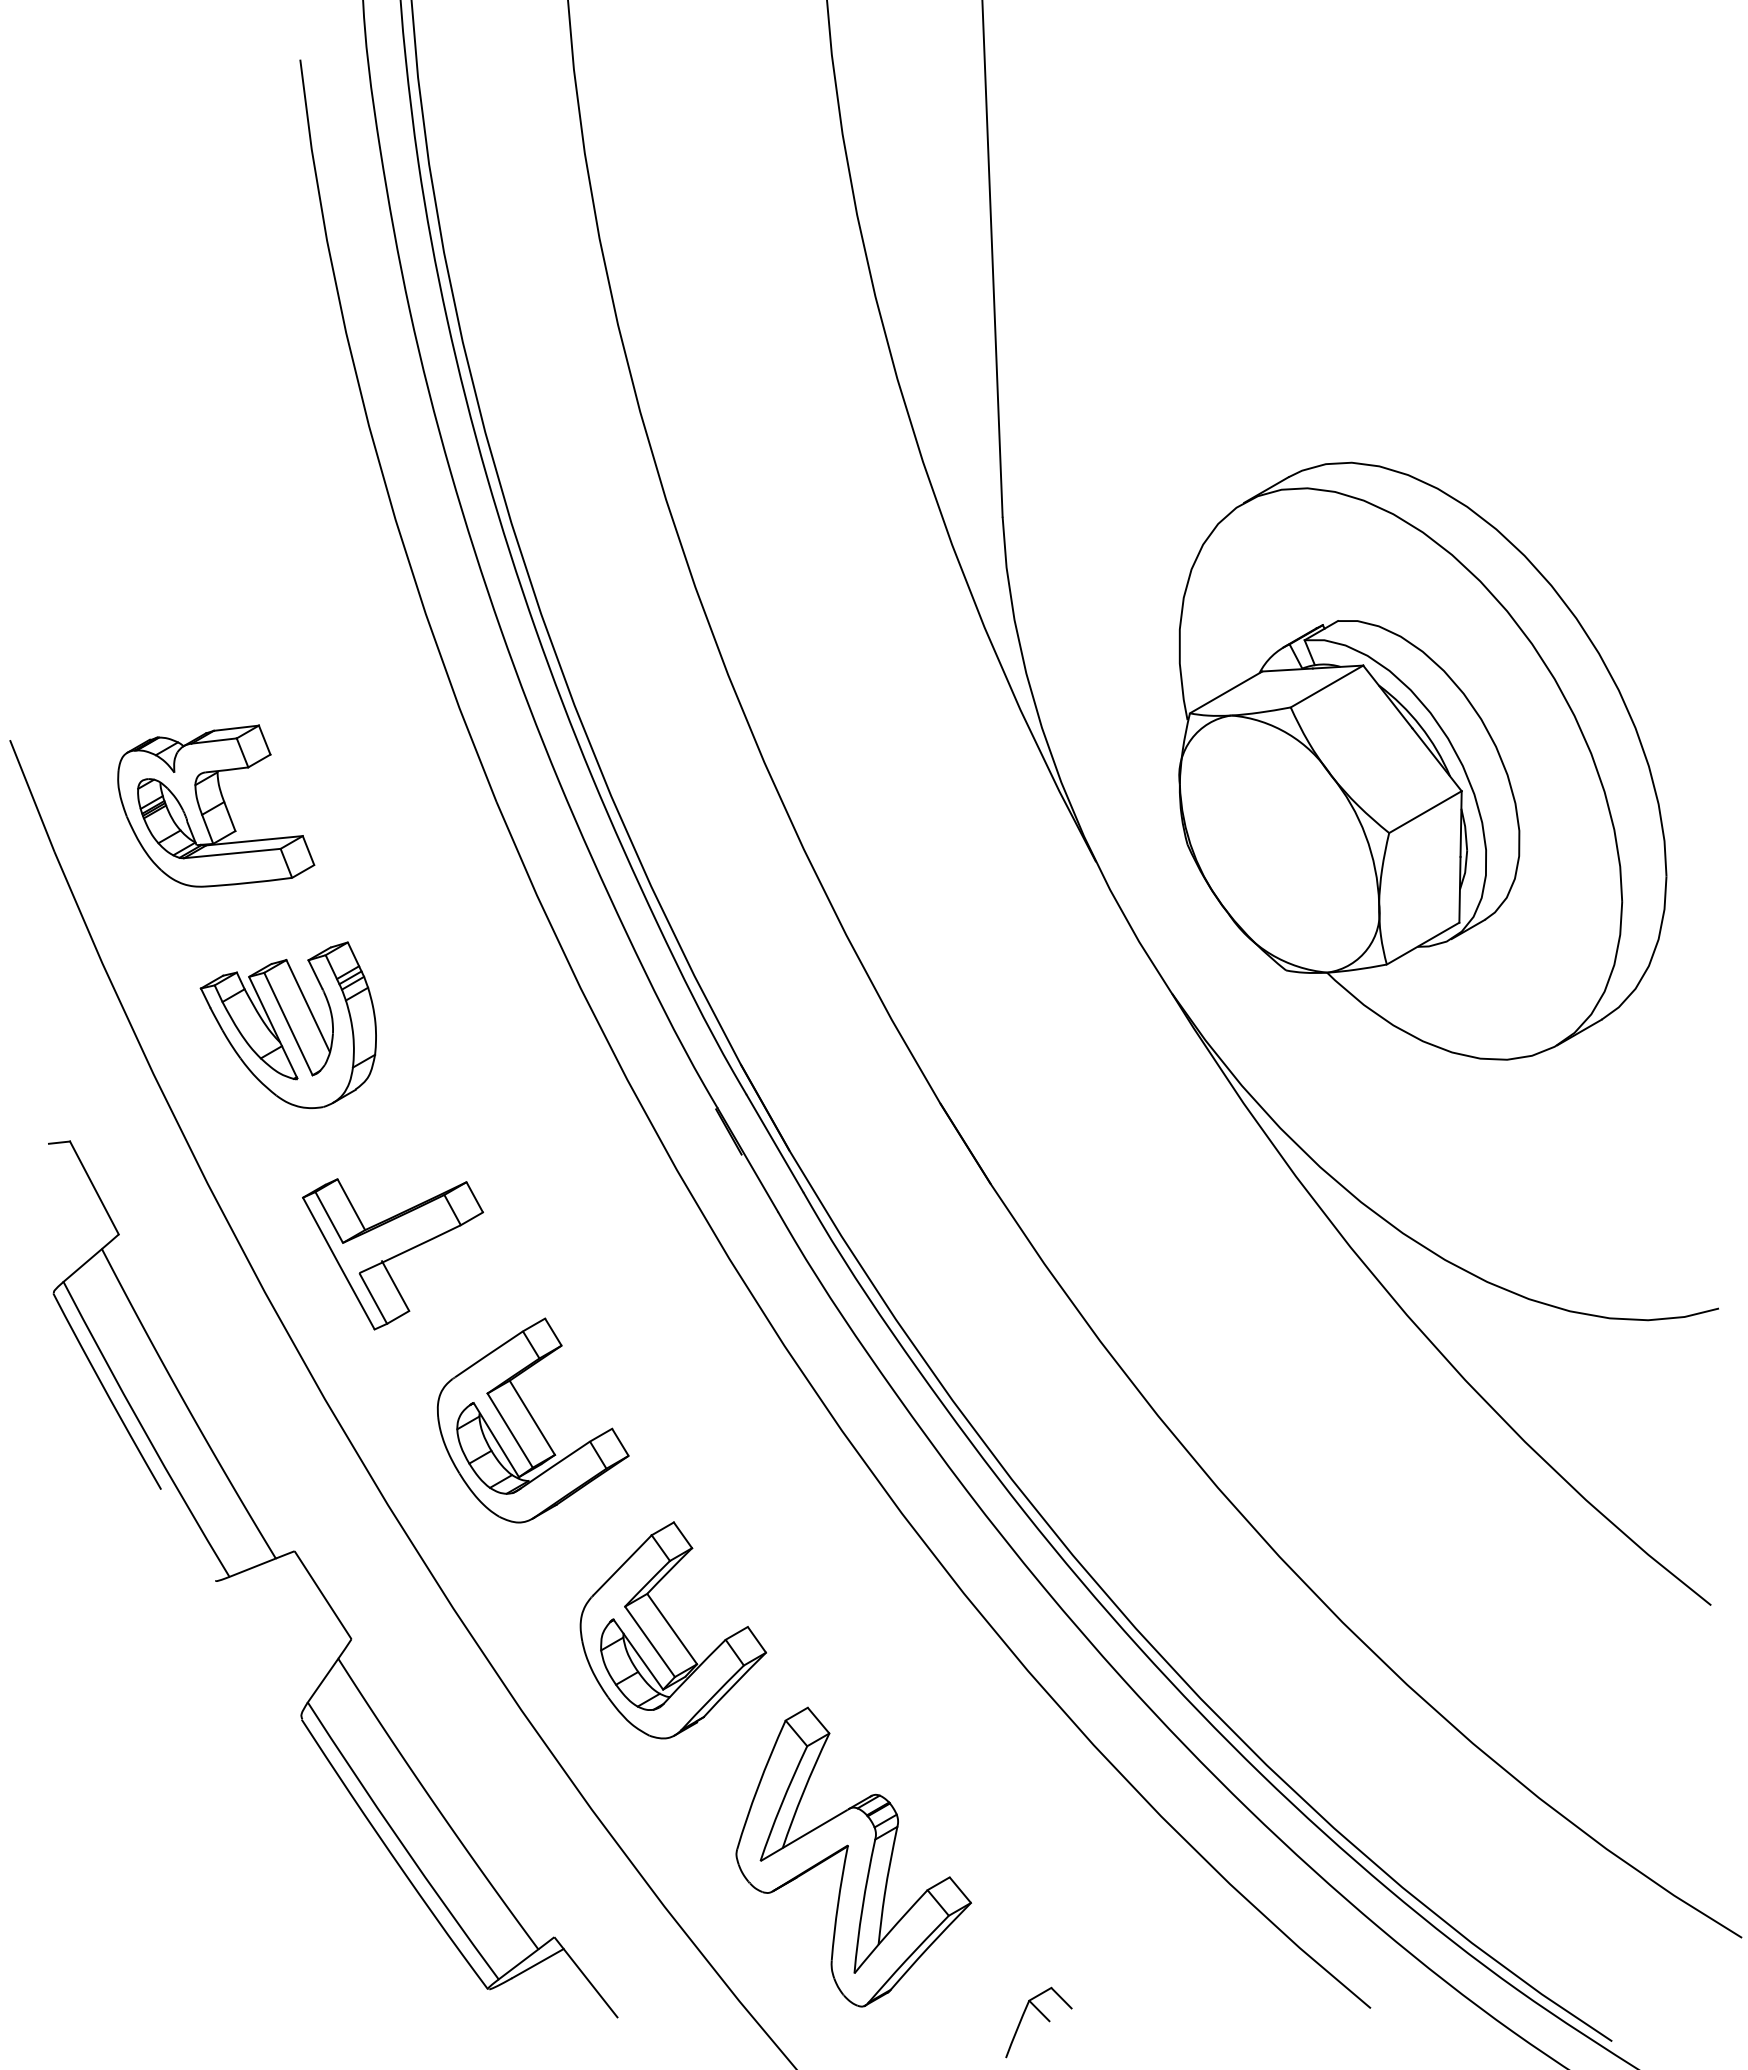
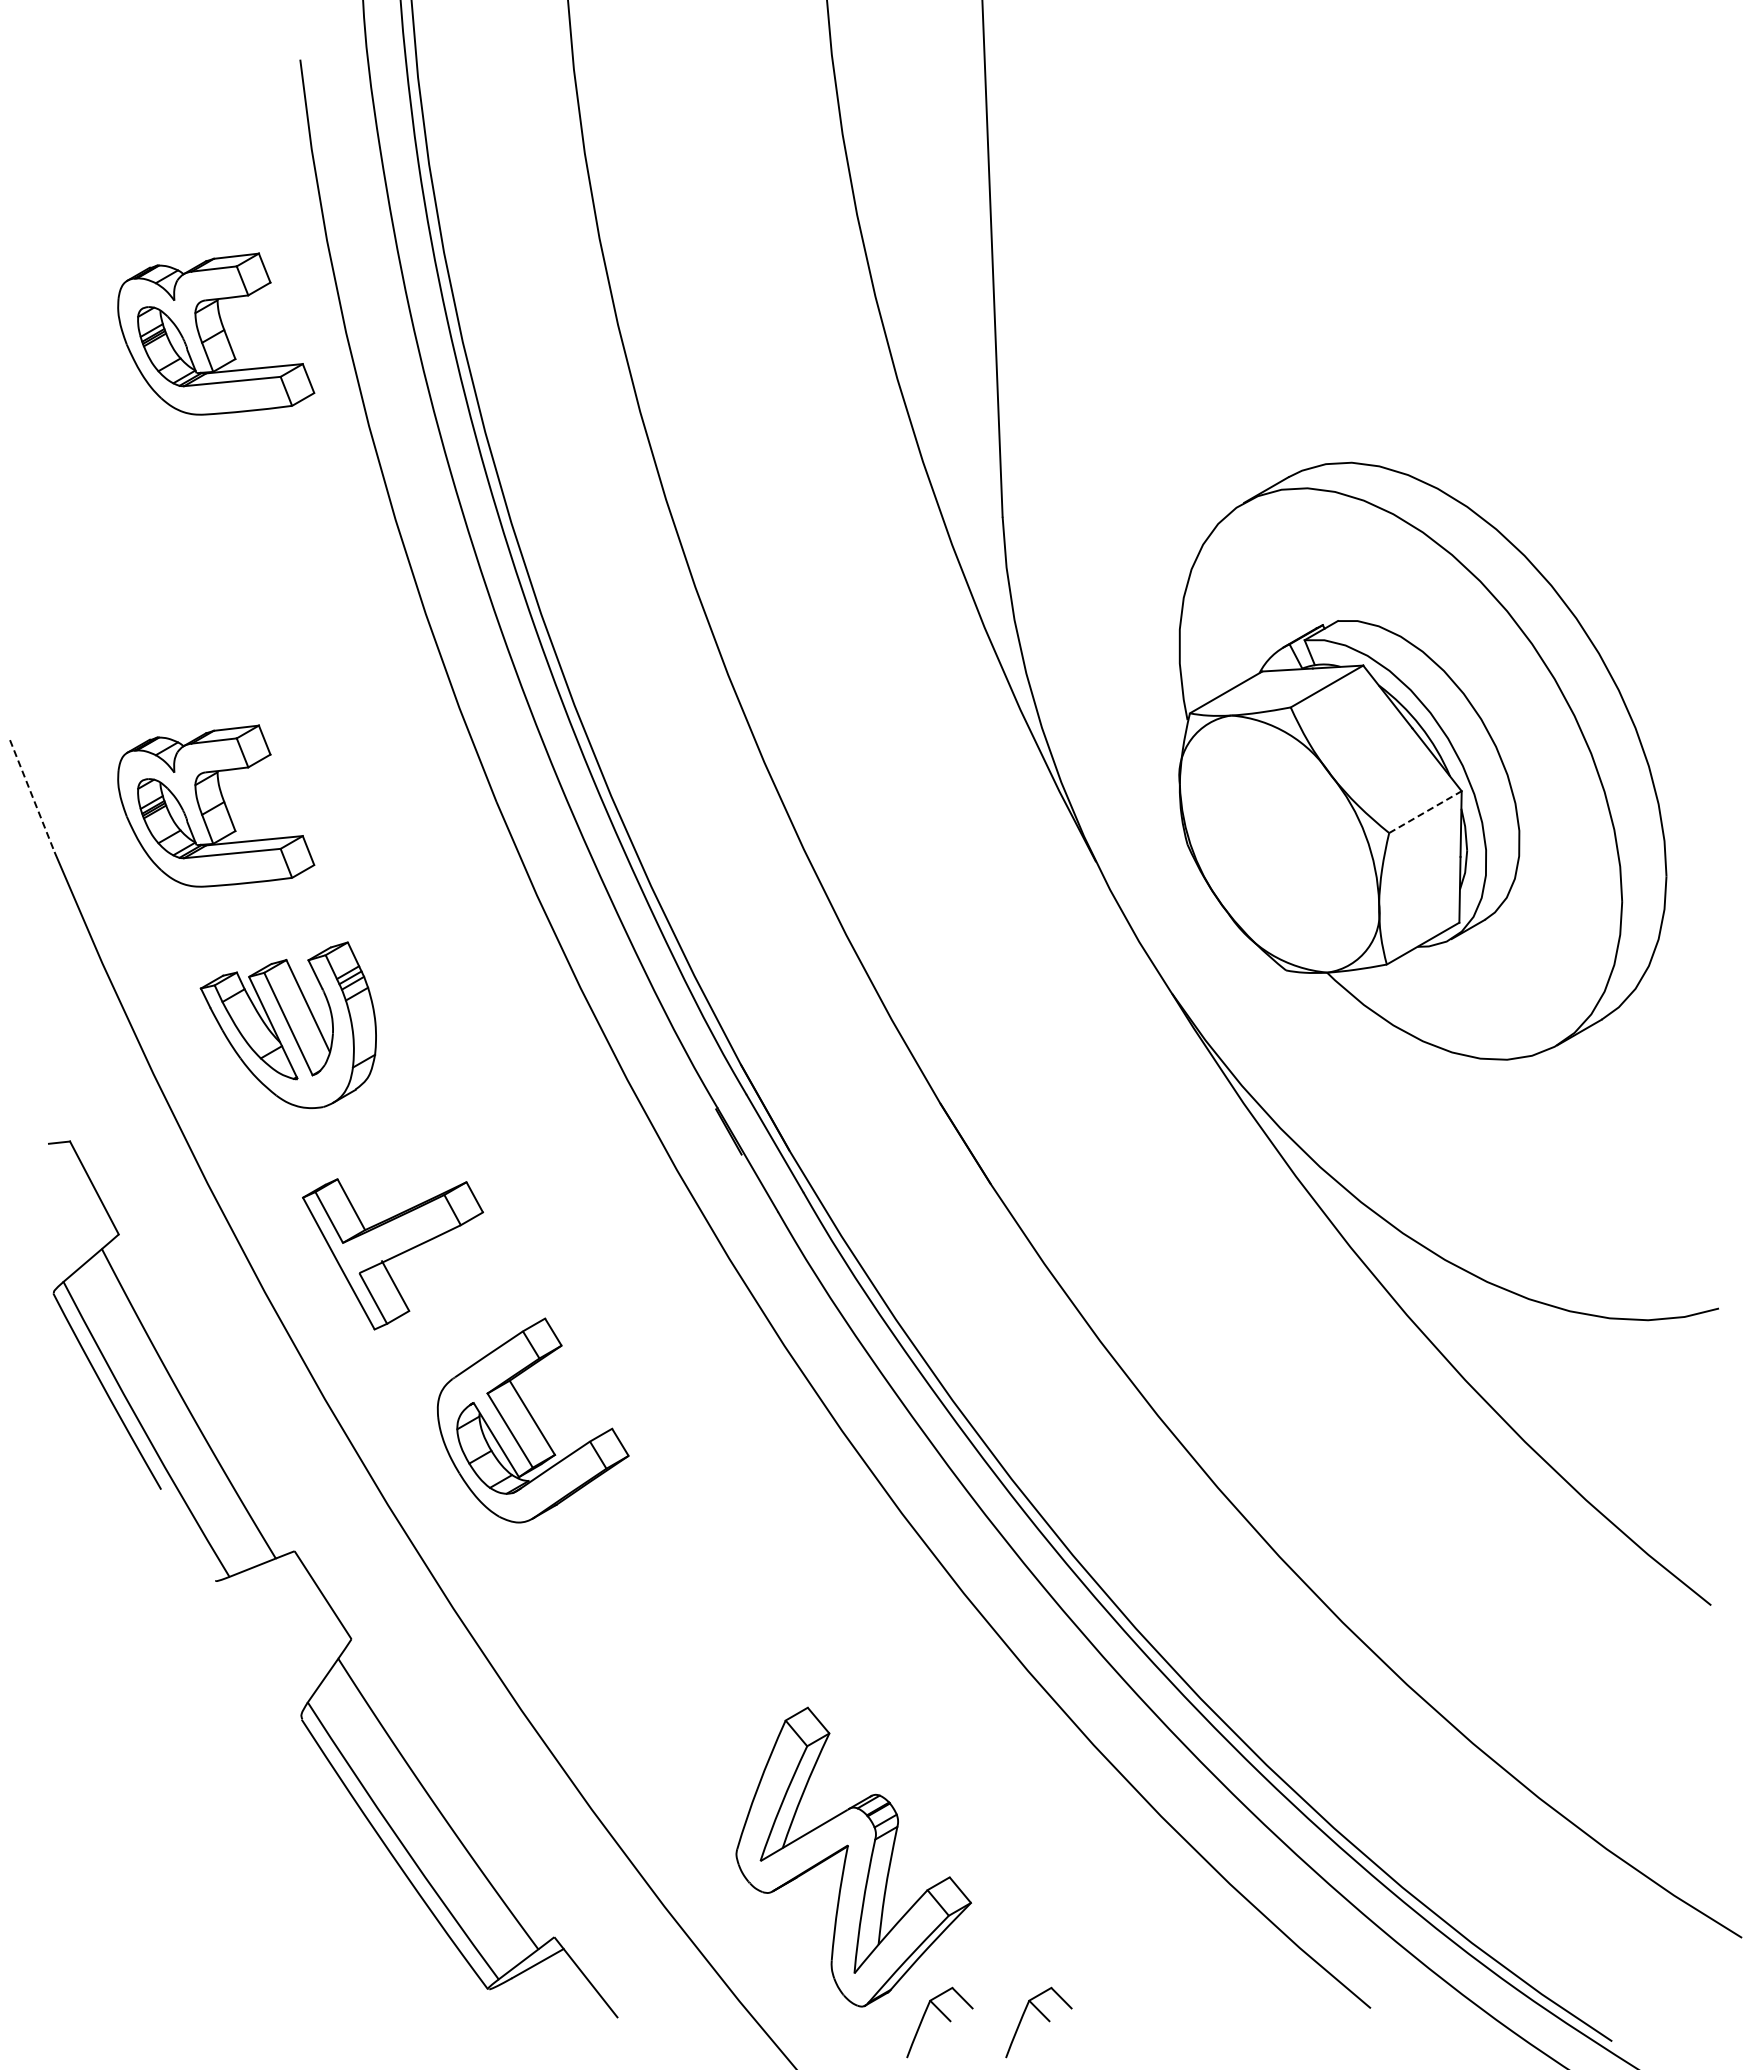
part: none -> present (216, 333)
line: solid -> dashed (32, 796)
line: solid -> dashed (1425, 812)
part: present -> none (672, 1630)
part: none -> present (944, 2016)
